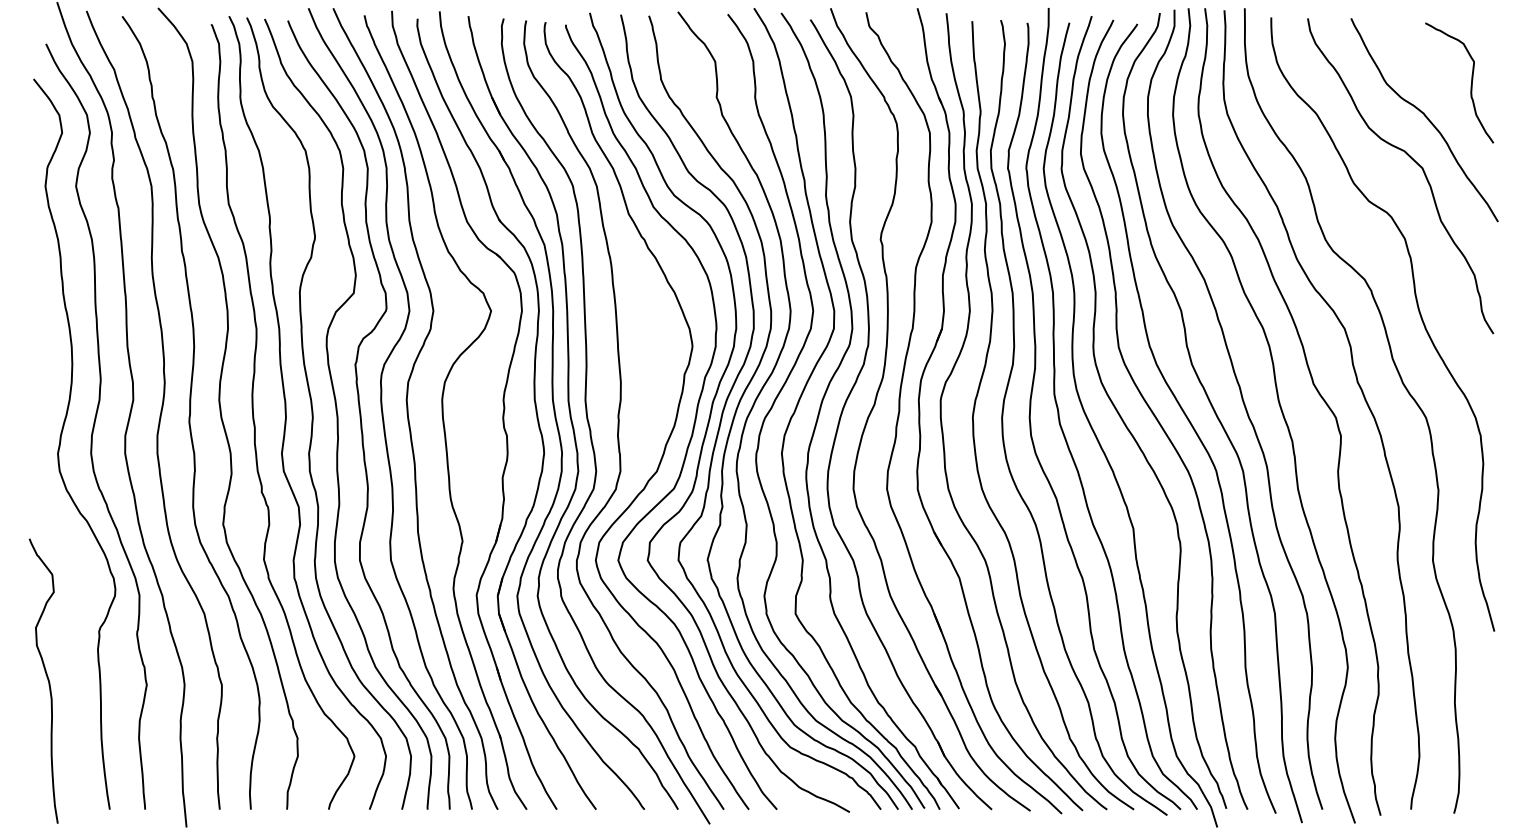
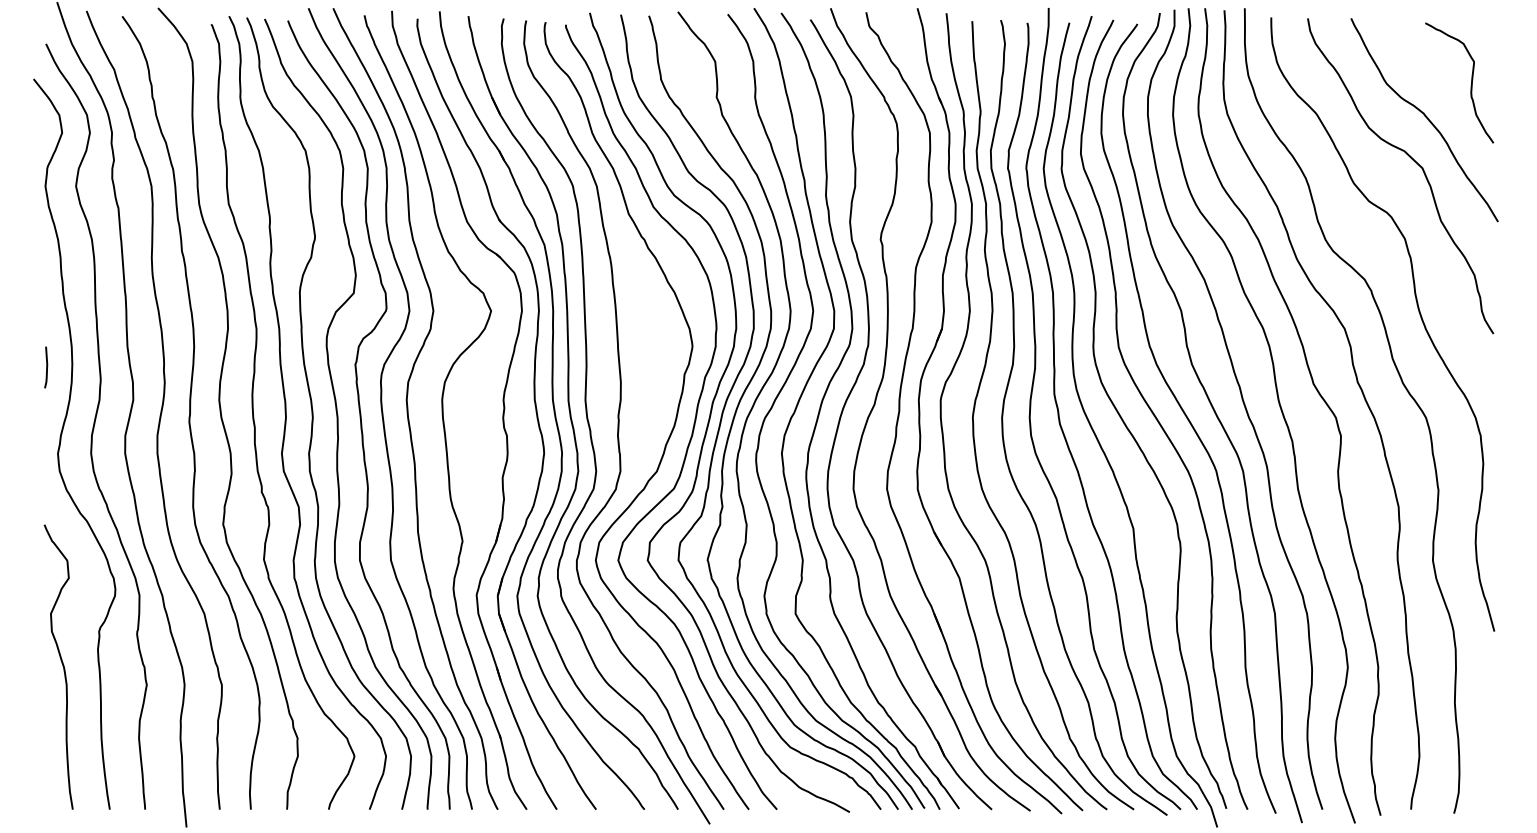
line: none -> present (46, 367)
curve position: (47, 680) -> (62, 666) (62, 666)
